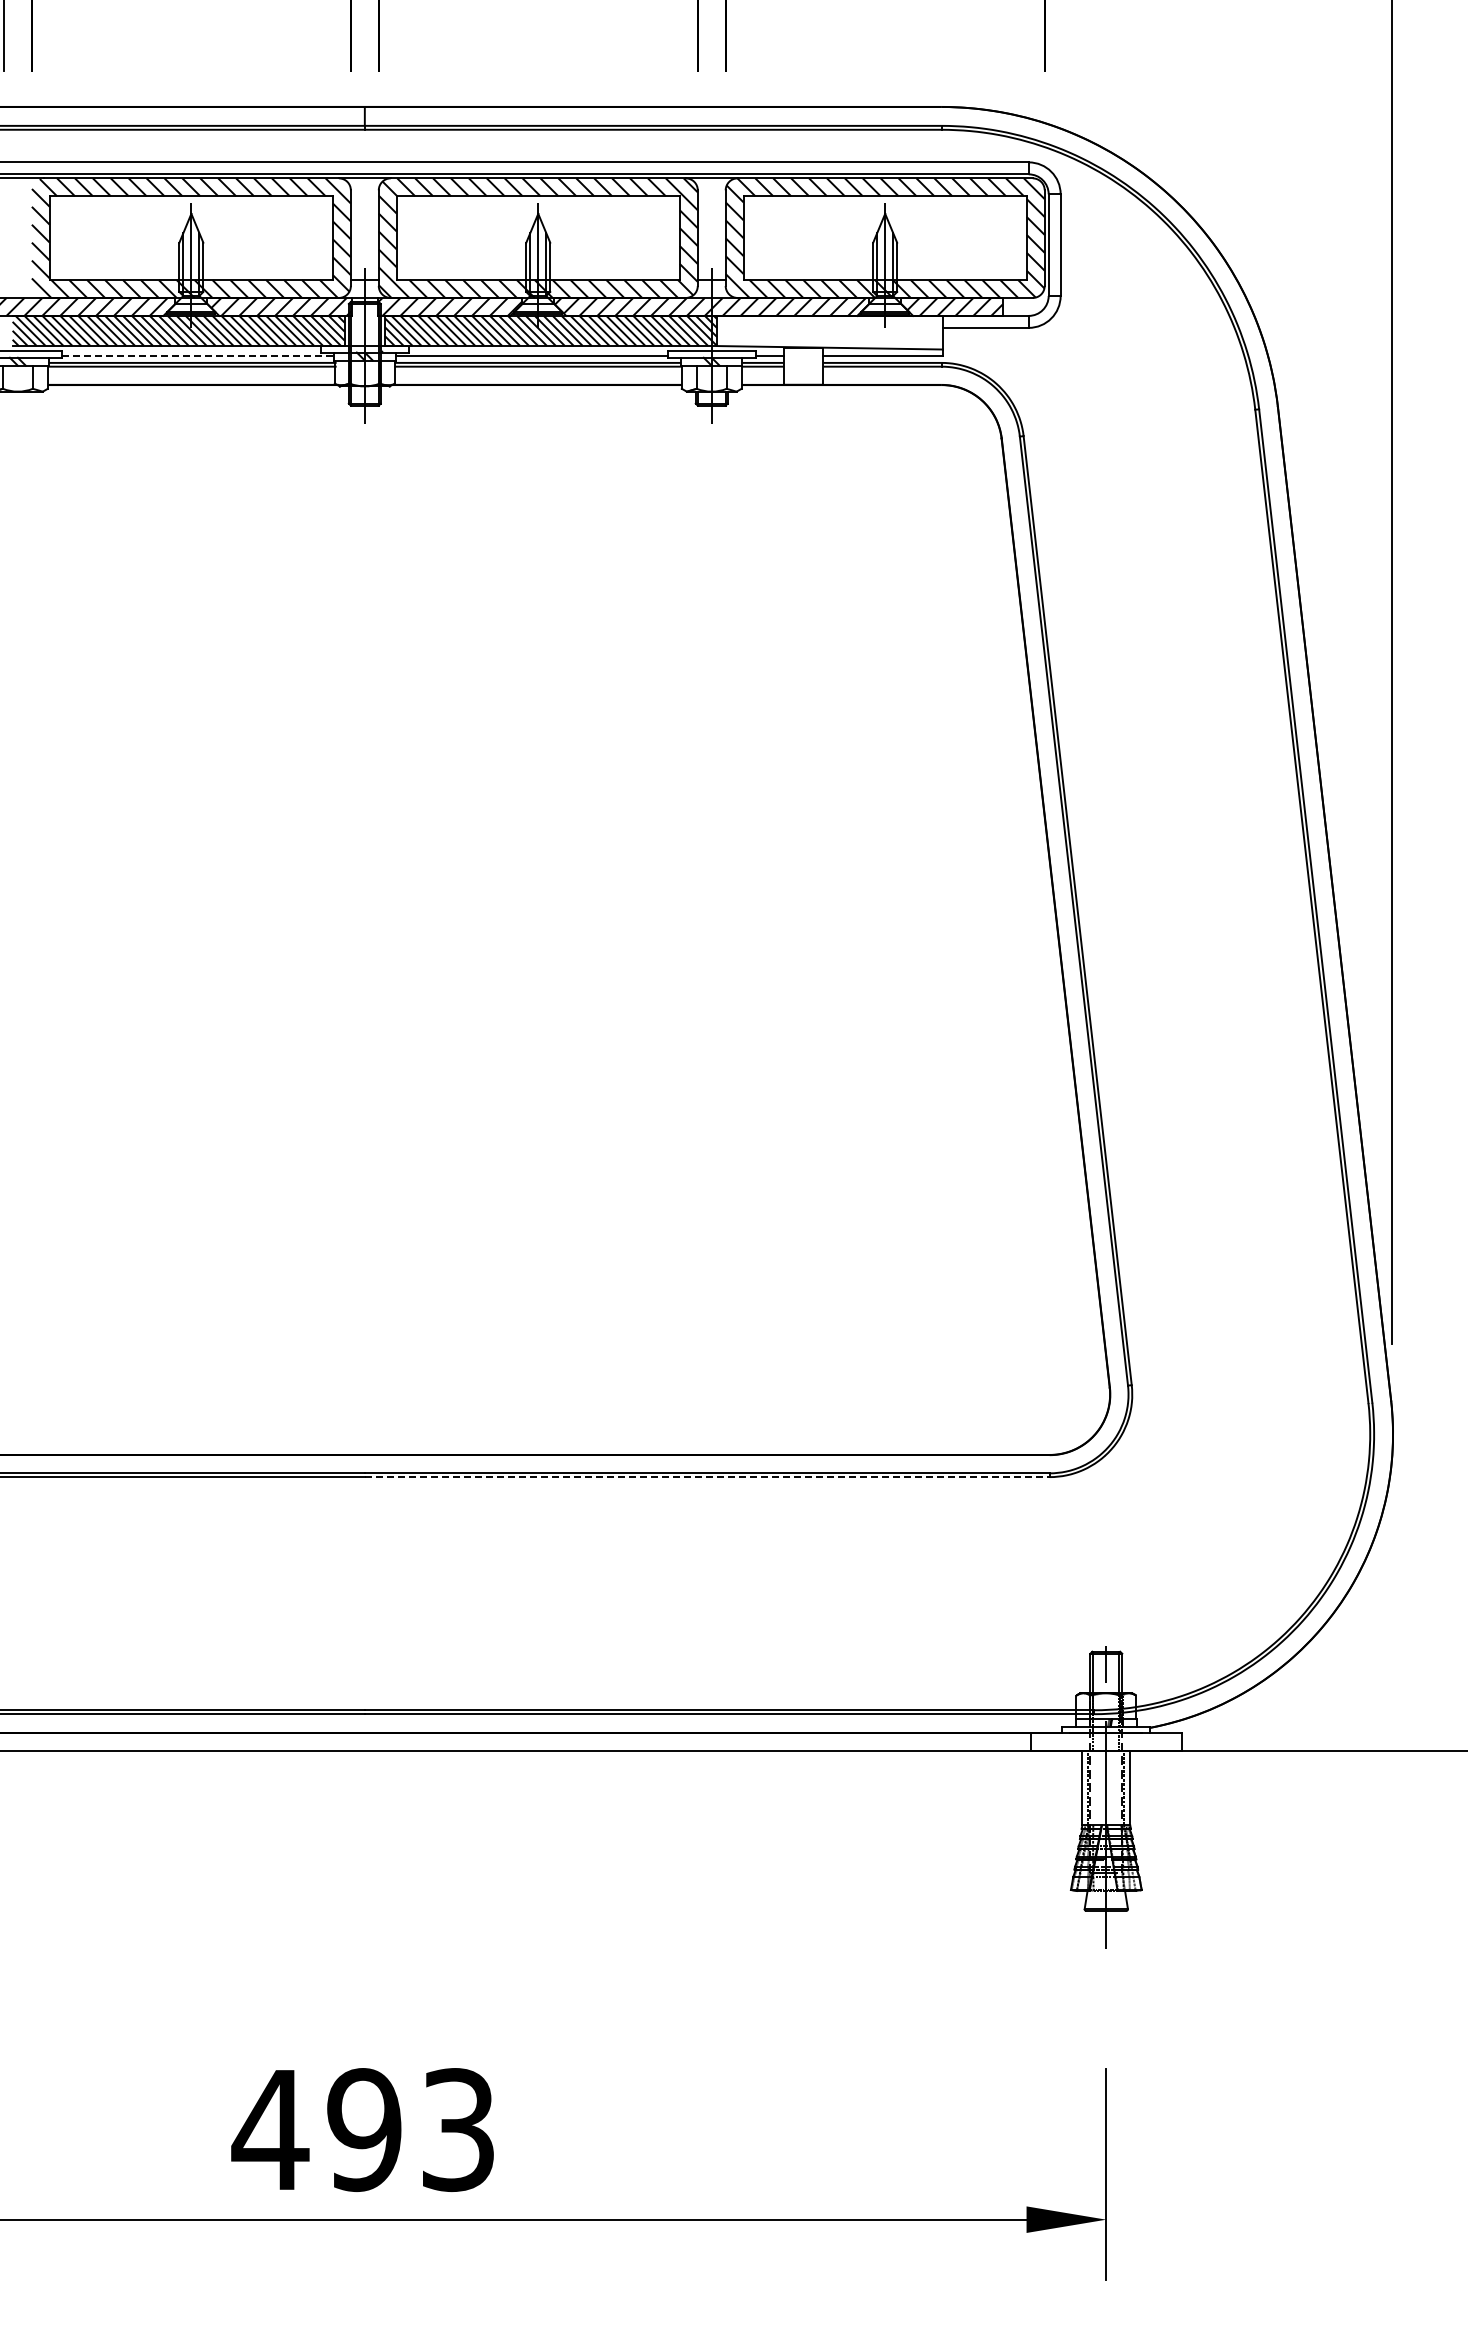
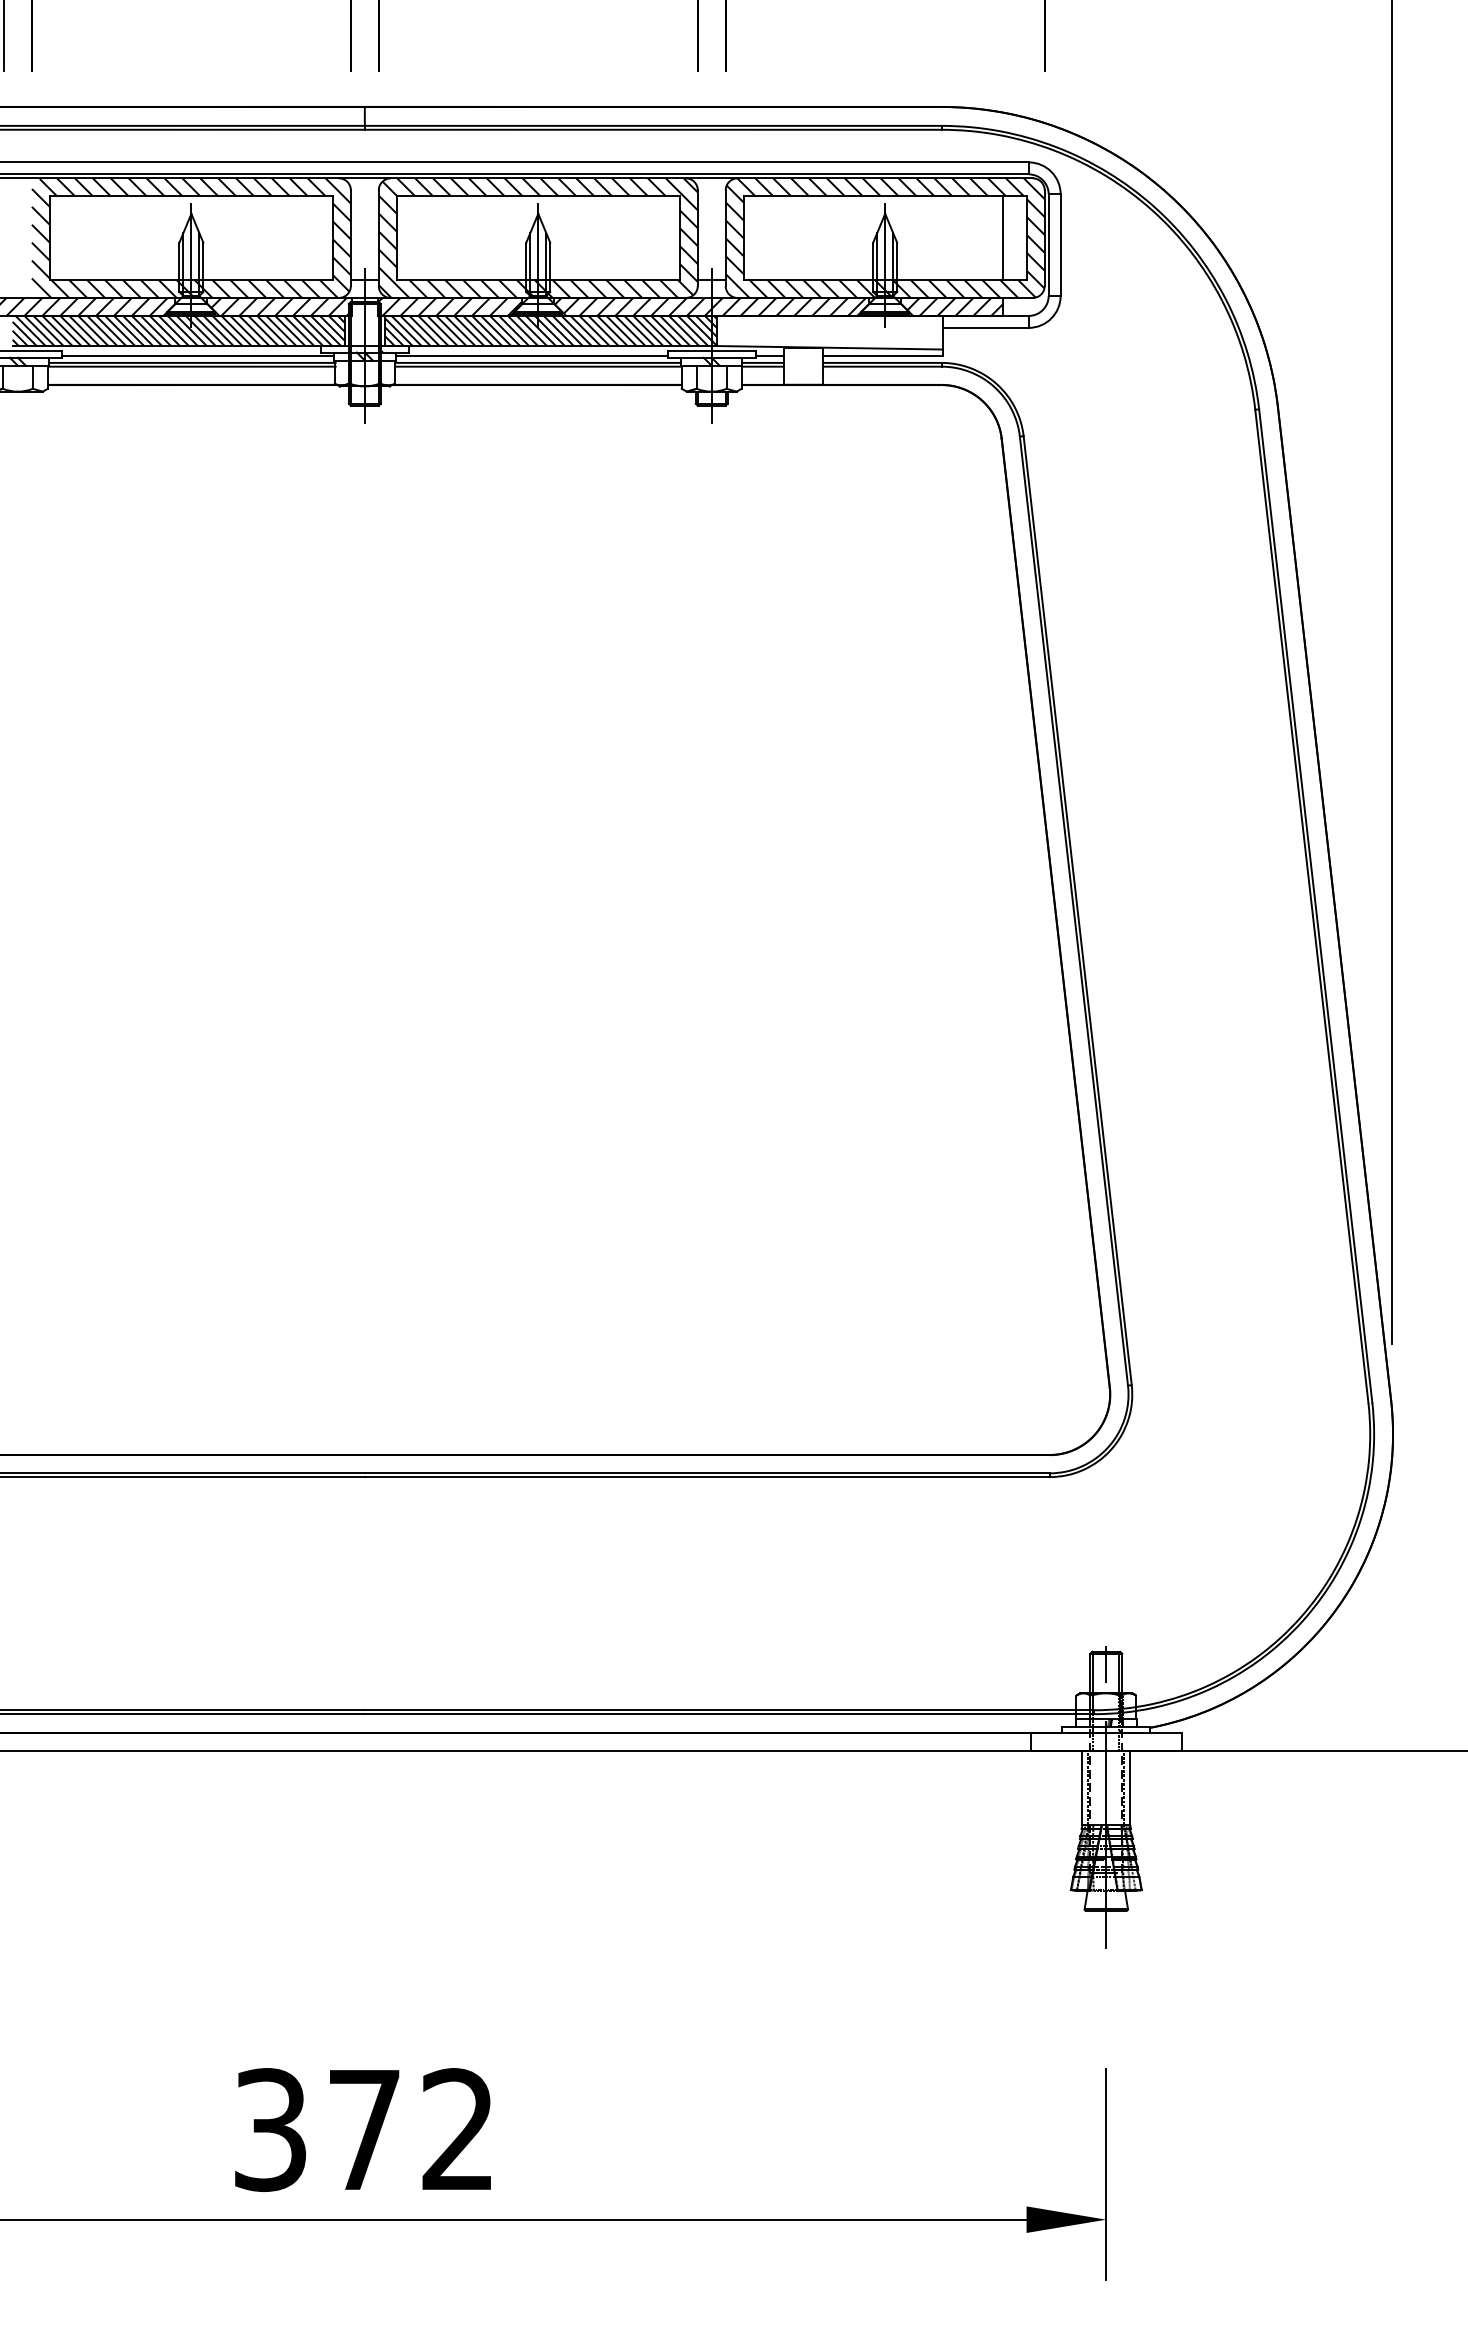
line: none -> present (1002, 238)
line: dashed -> solid (198, 355)
line: dashed -> solid (707, 1477)
text: 493 -> 372 (362, 2130)
